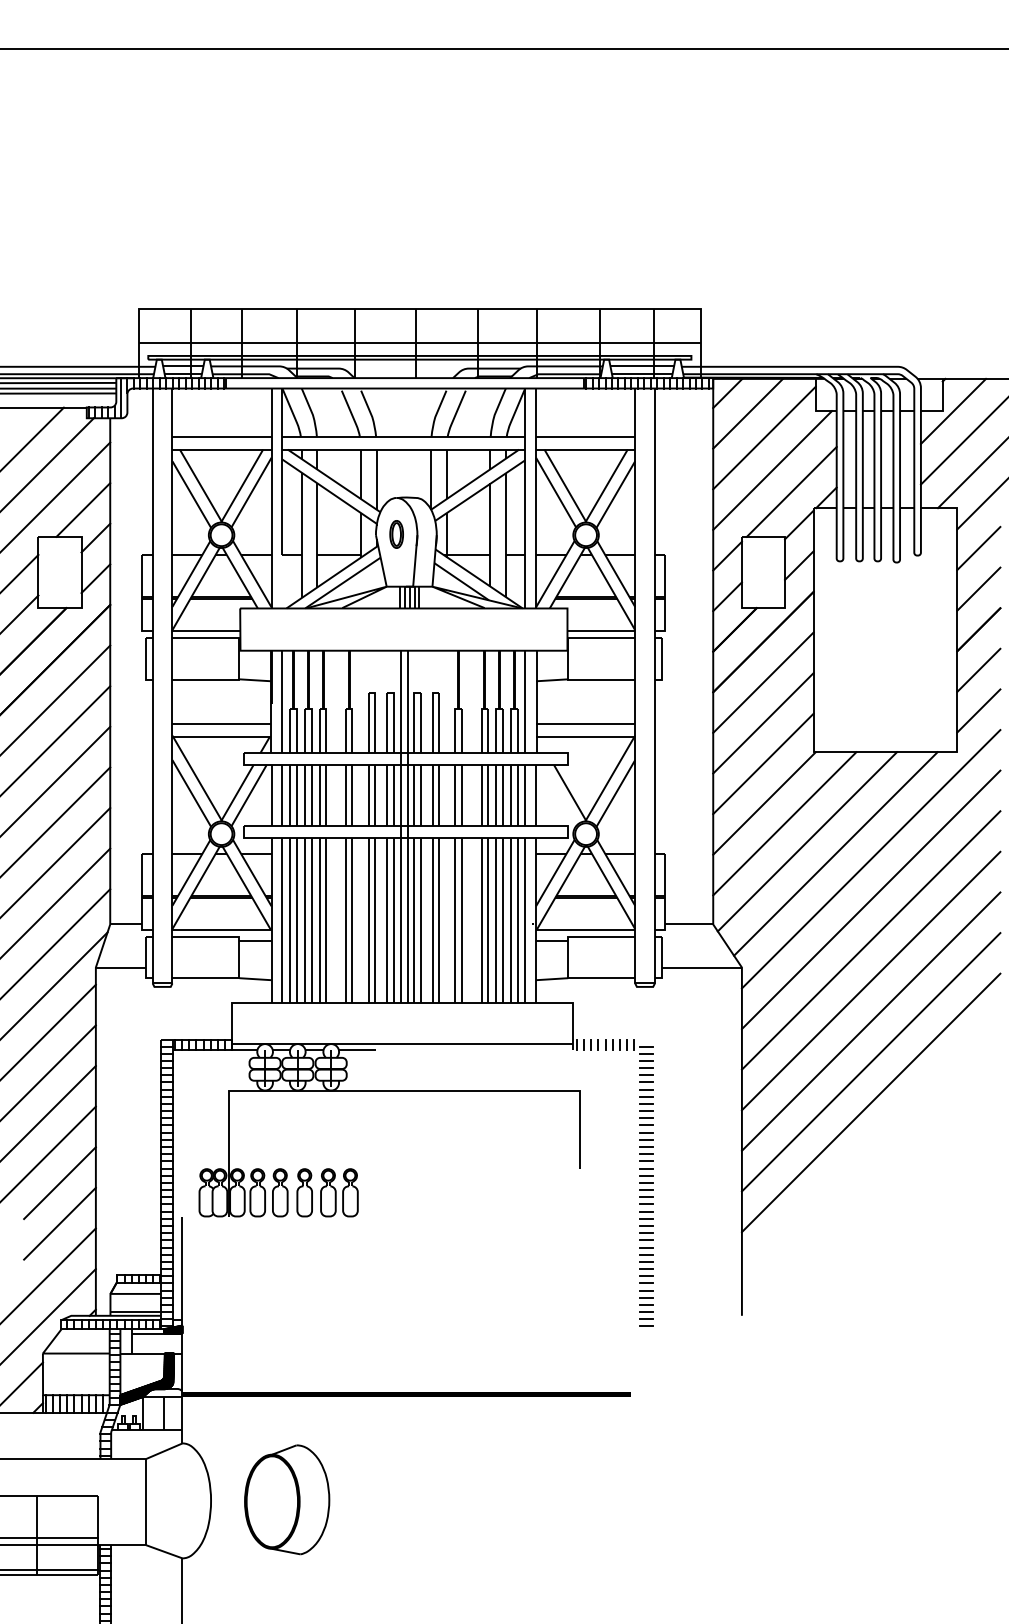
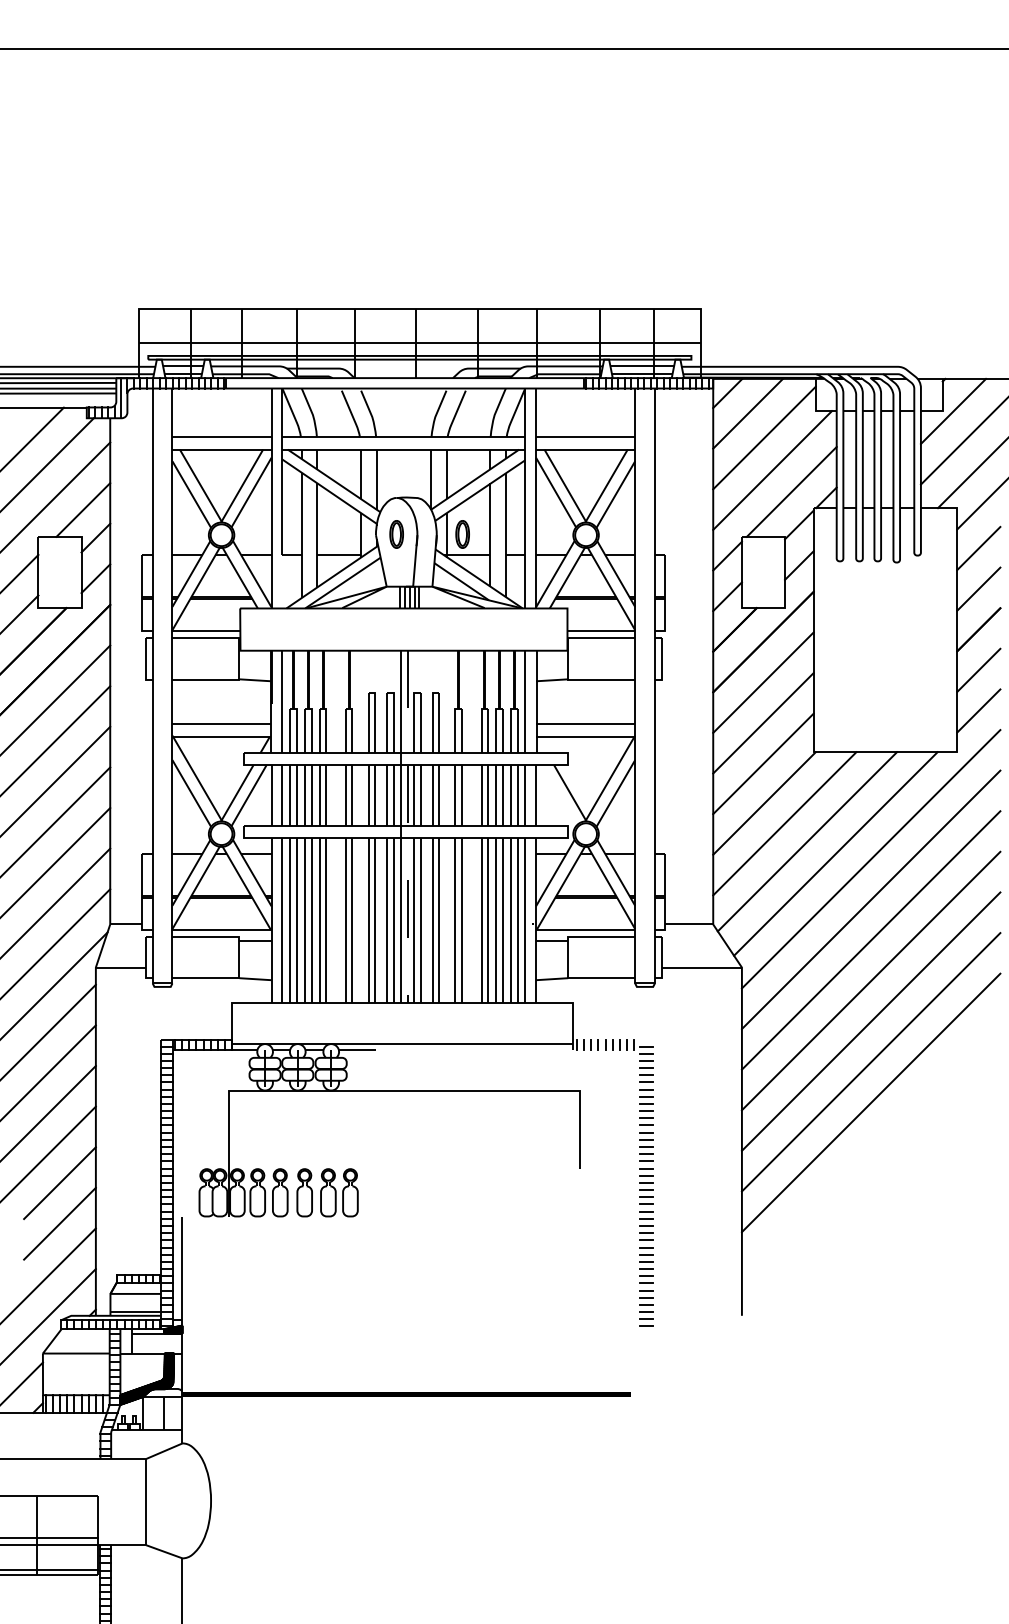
part: none -> present (462, 534)
line: solid -> dashed (408, 827)
part: present -> none (287, 1499)
